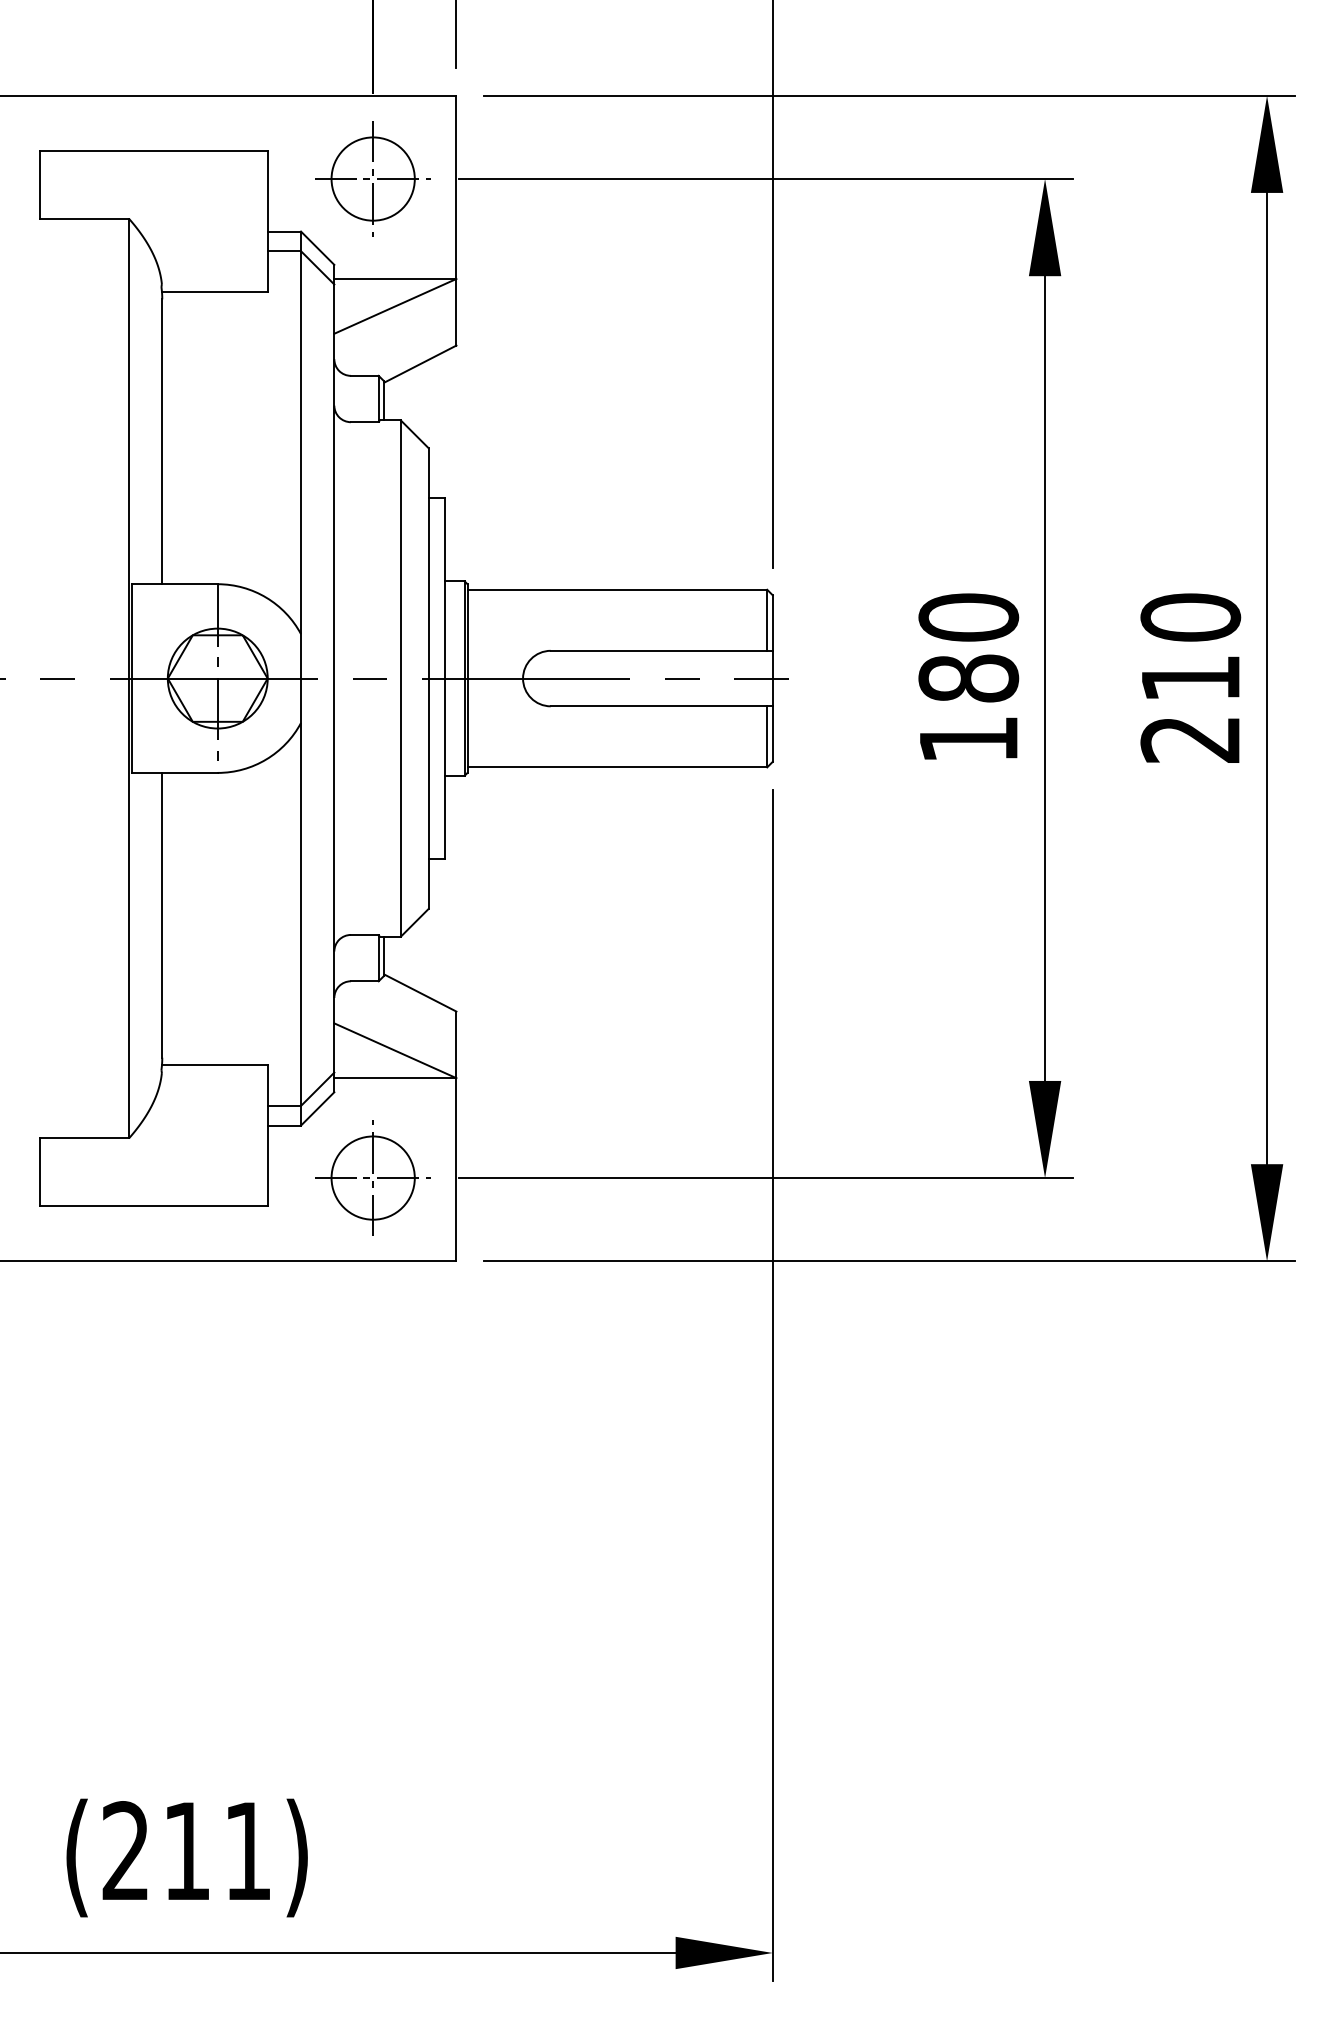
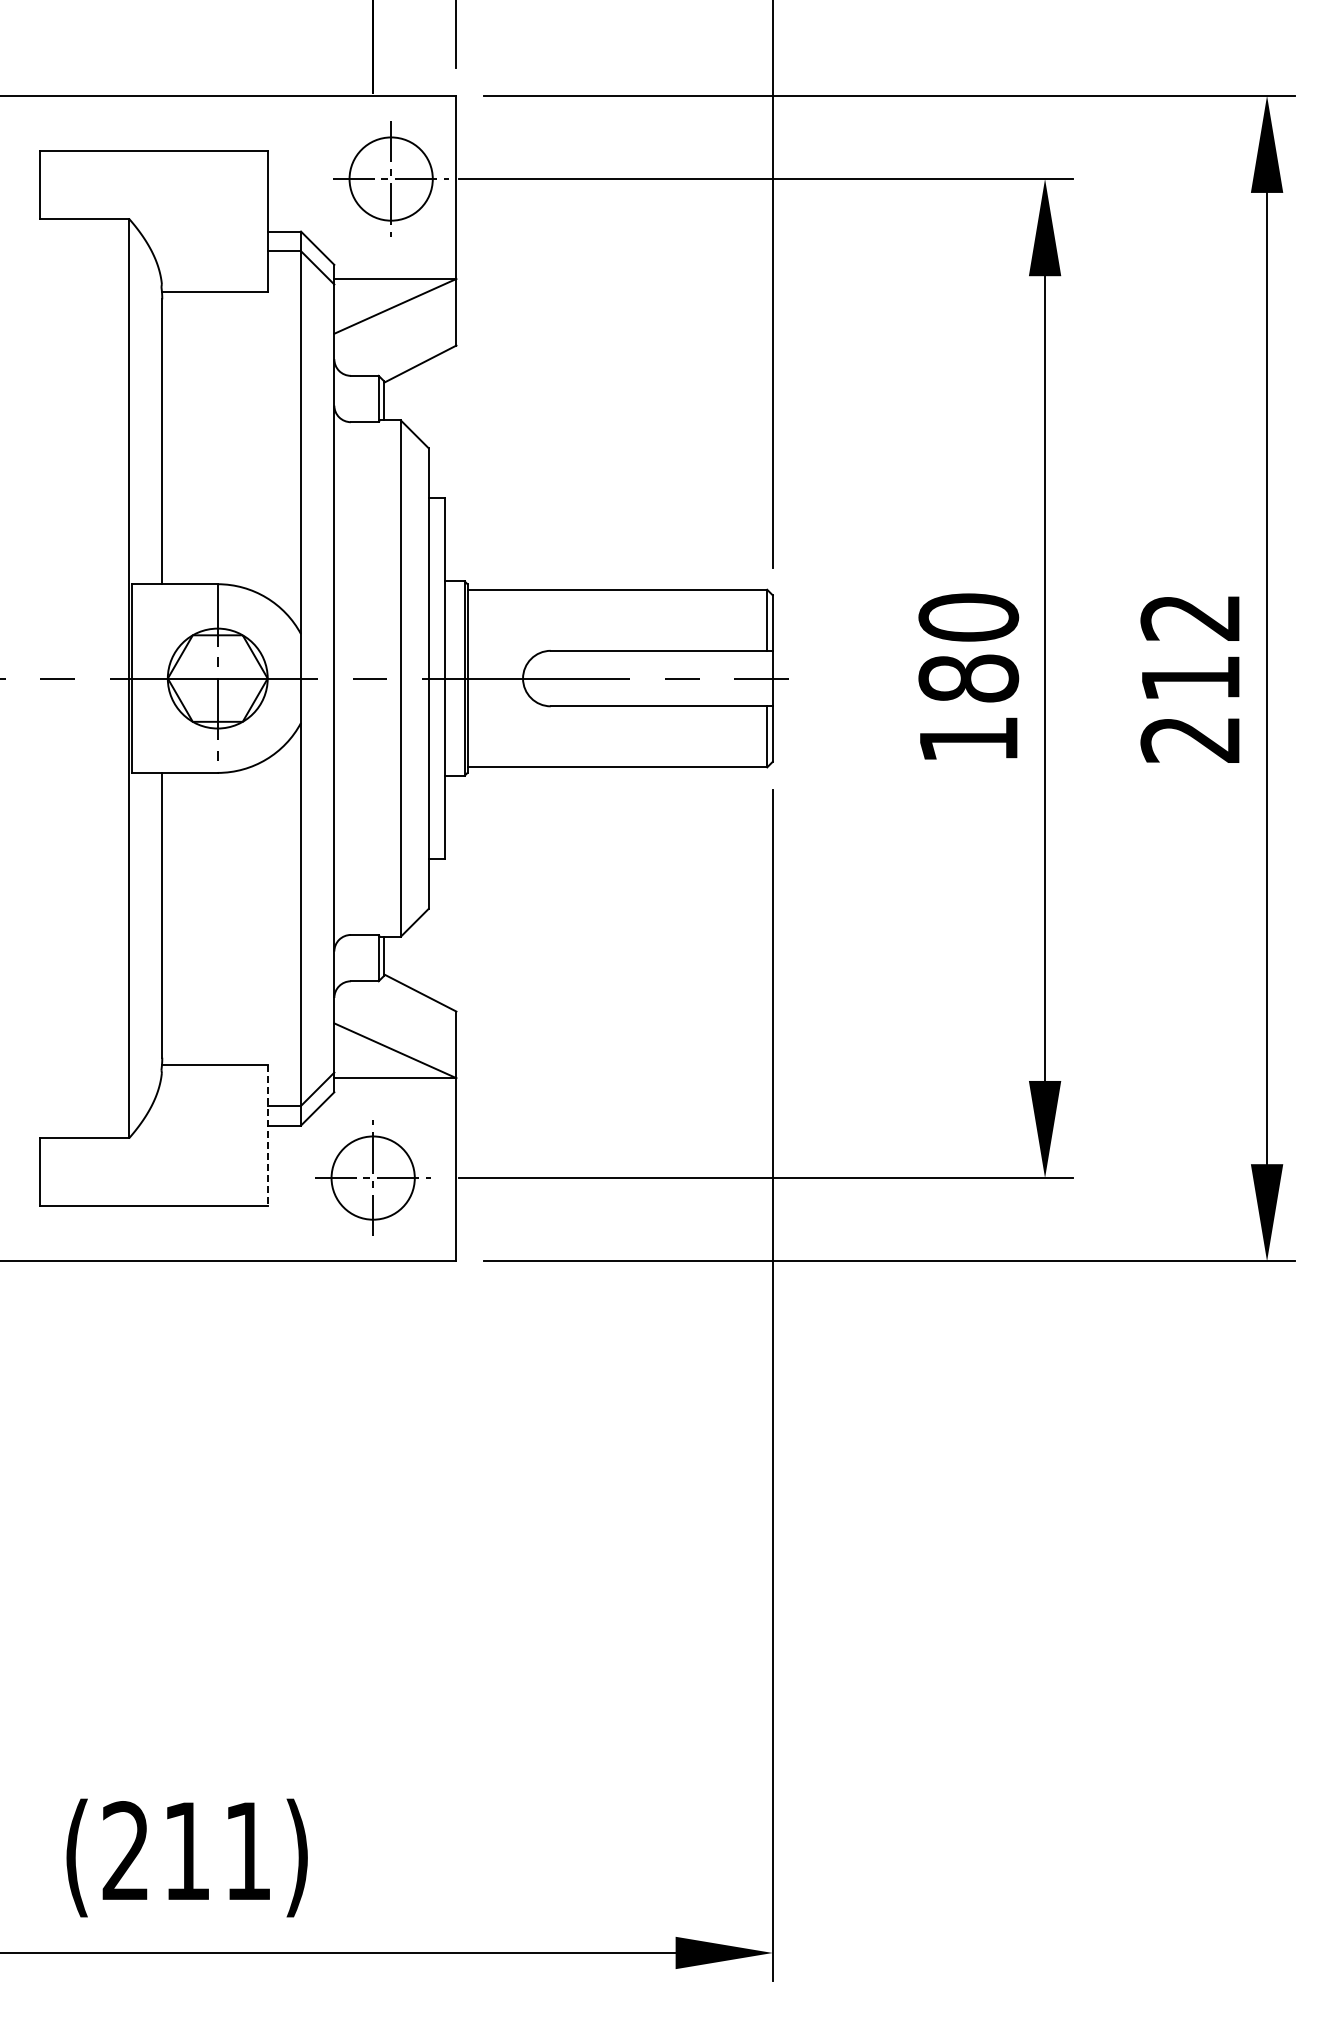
part position: (372, 178) -> (390, 178) (390, 178)
text: 210 -> 212 (1190, 617)
line: solid -> dashed (267, 1136)
